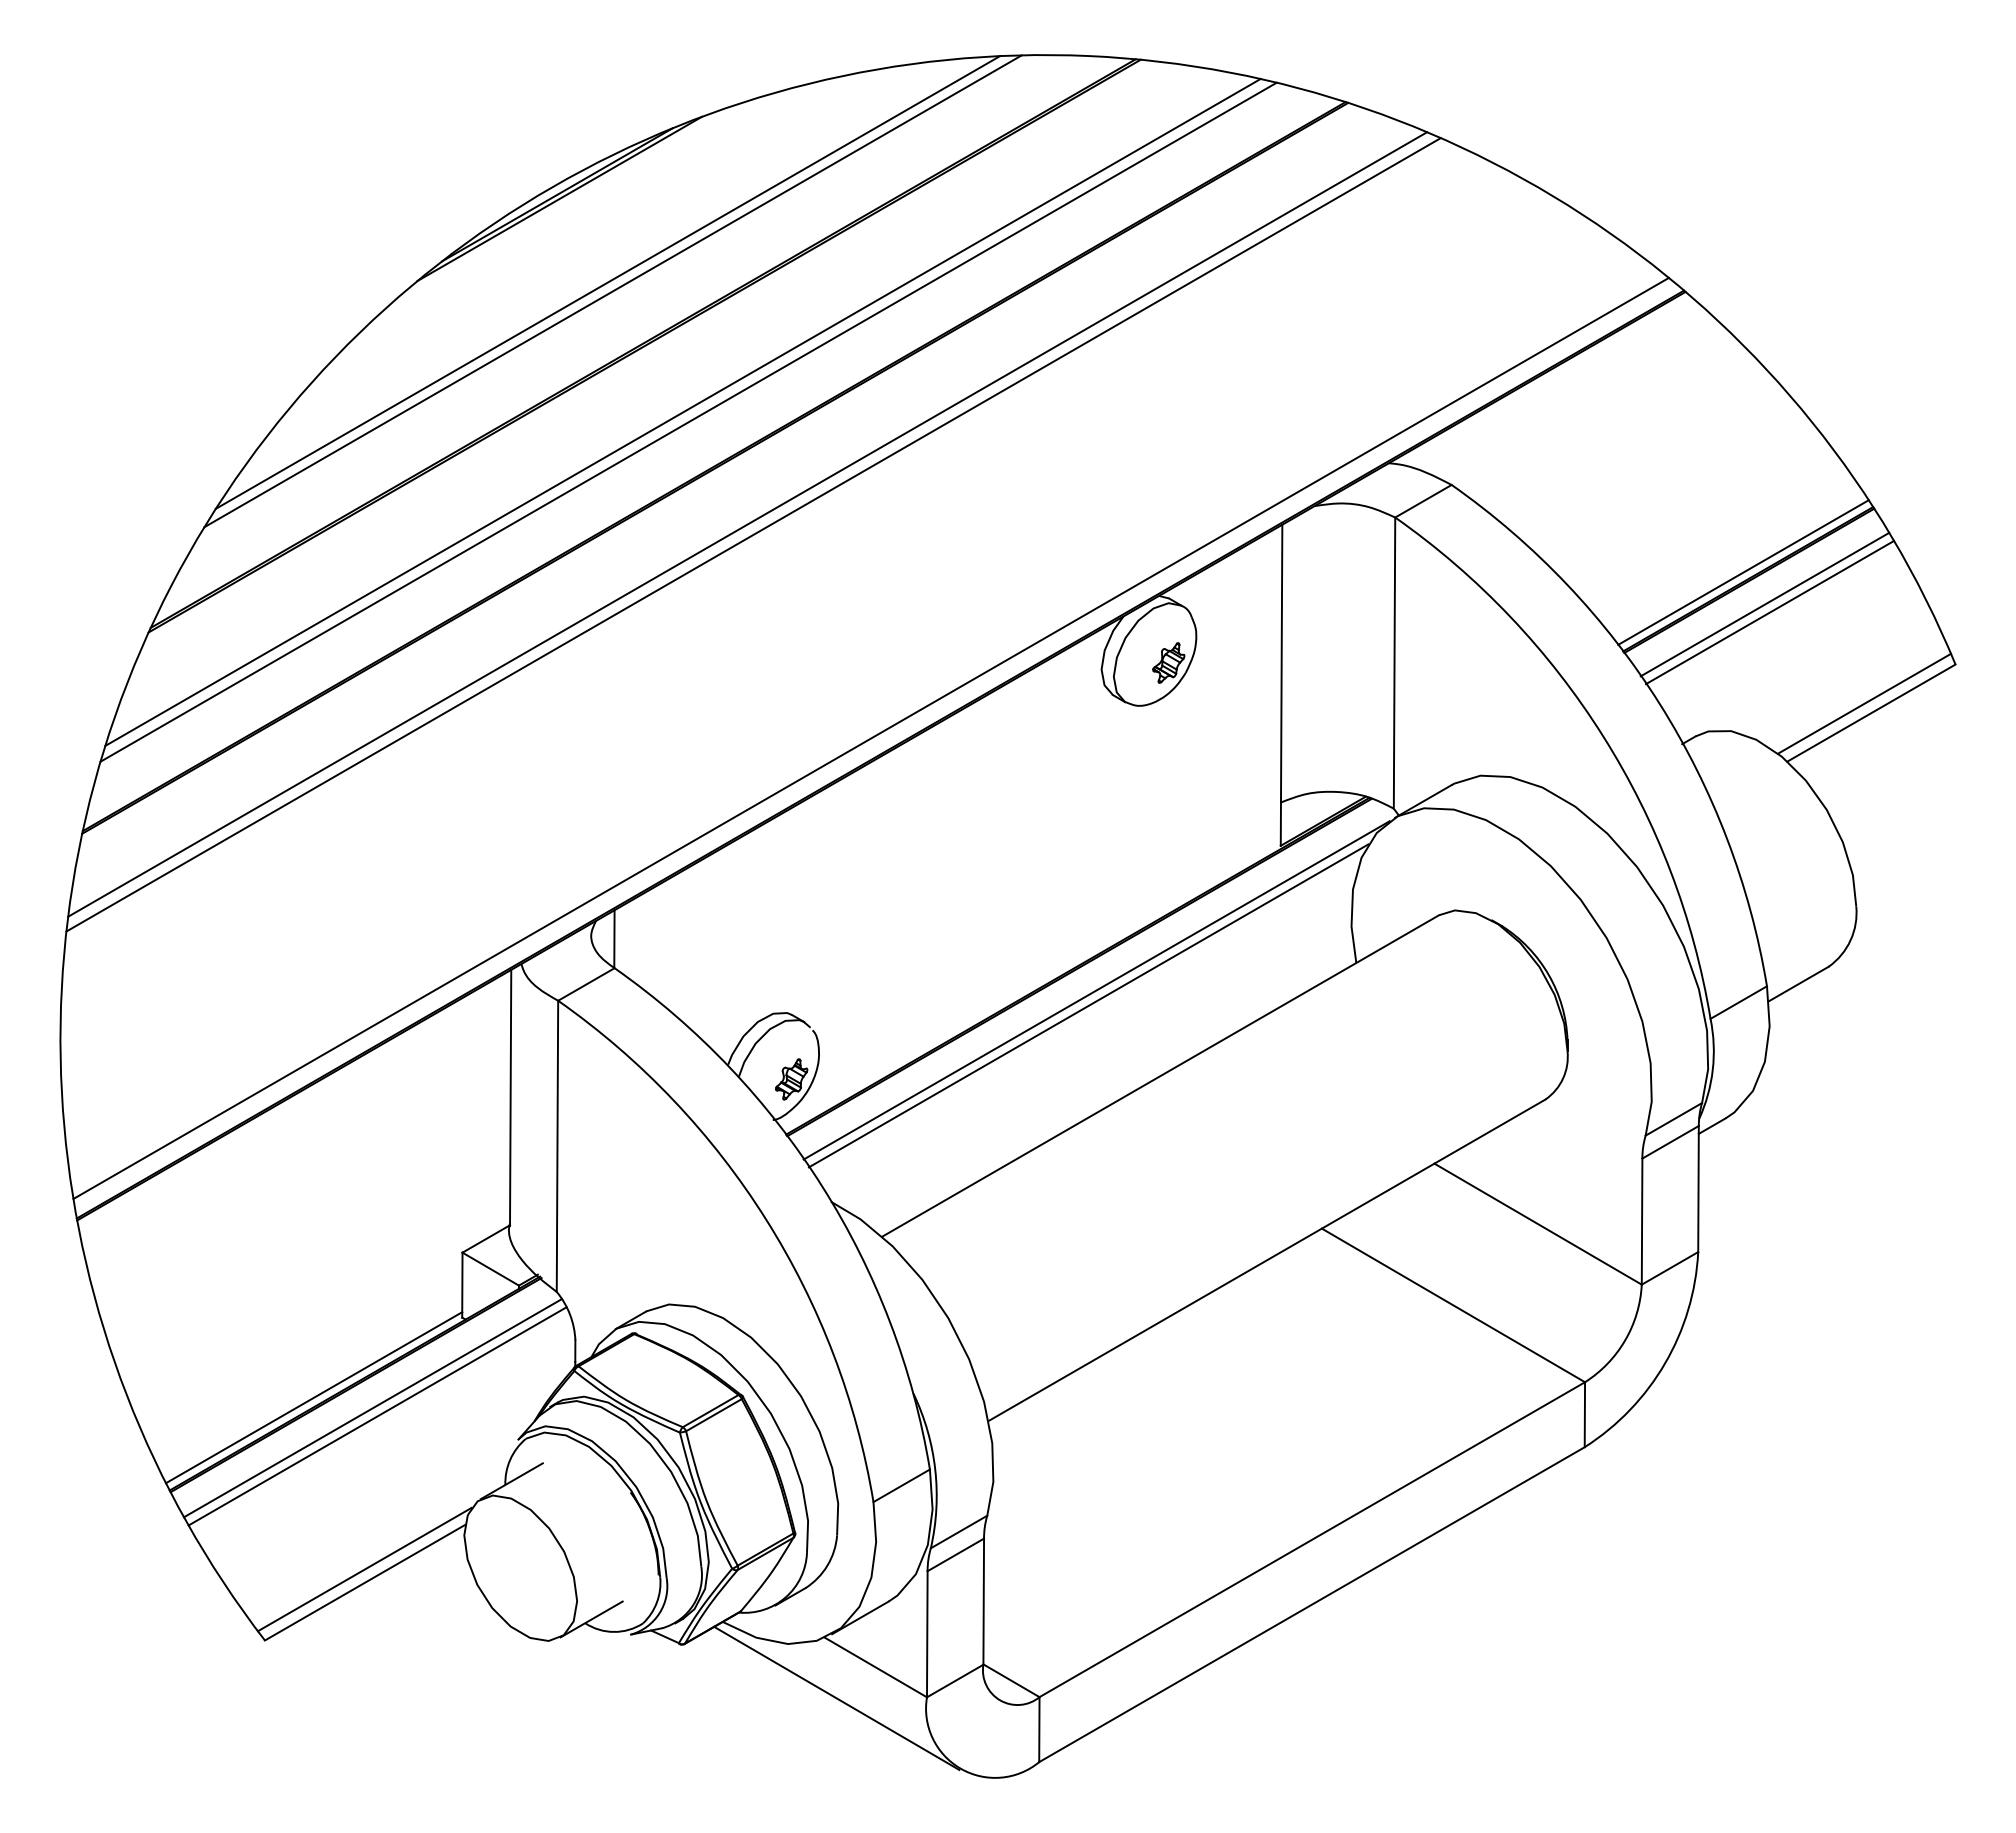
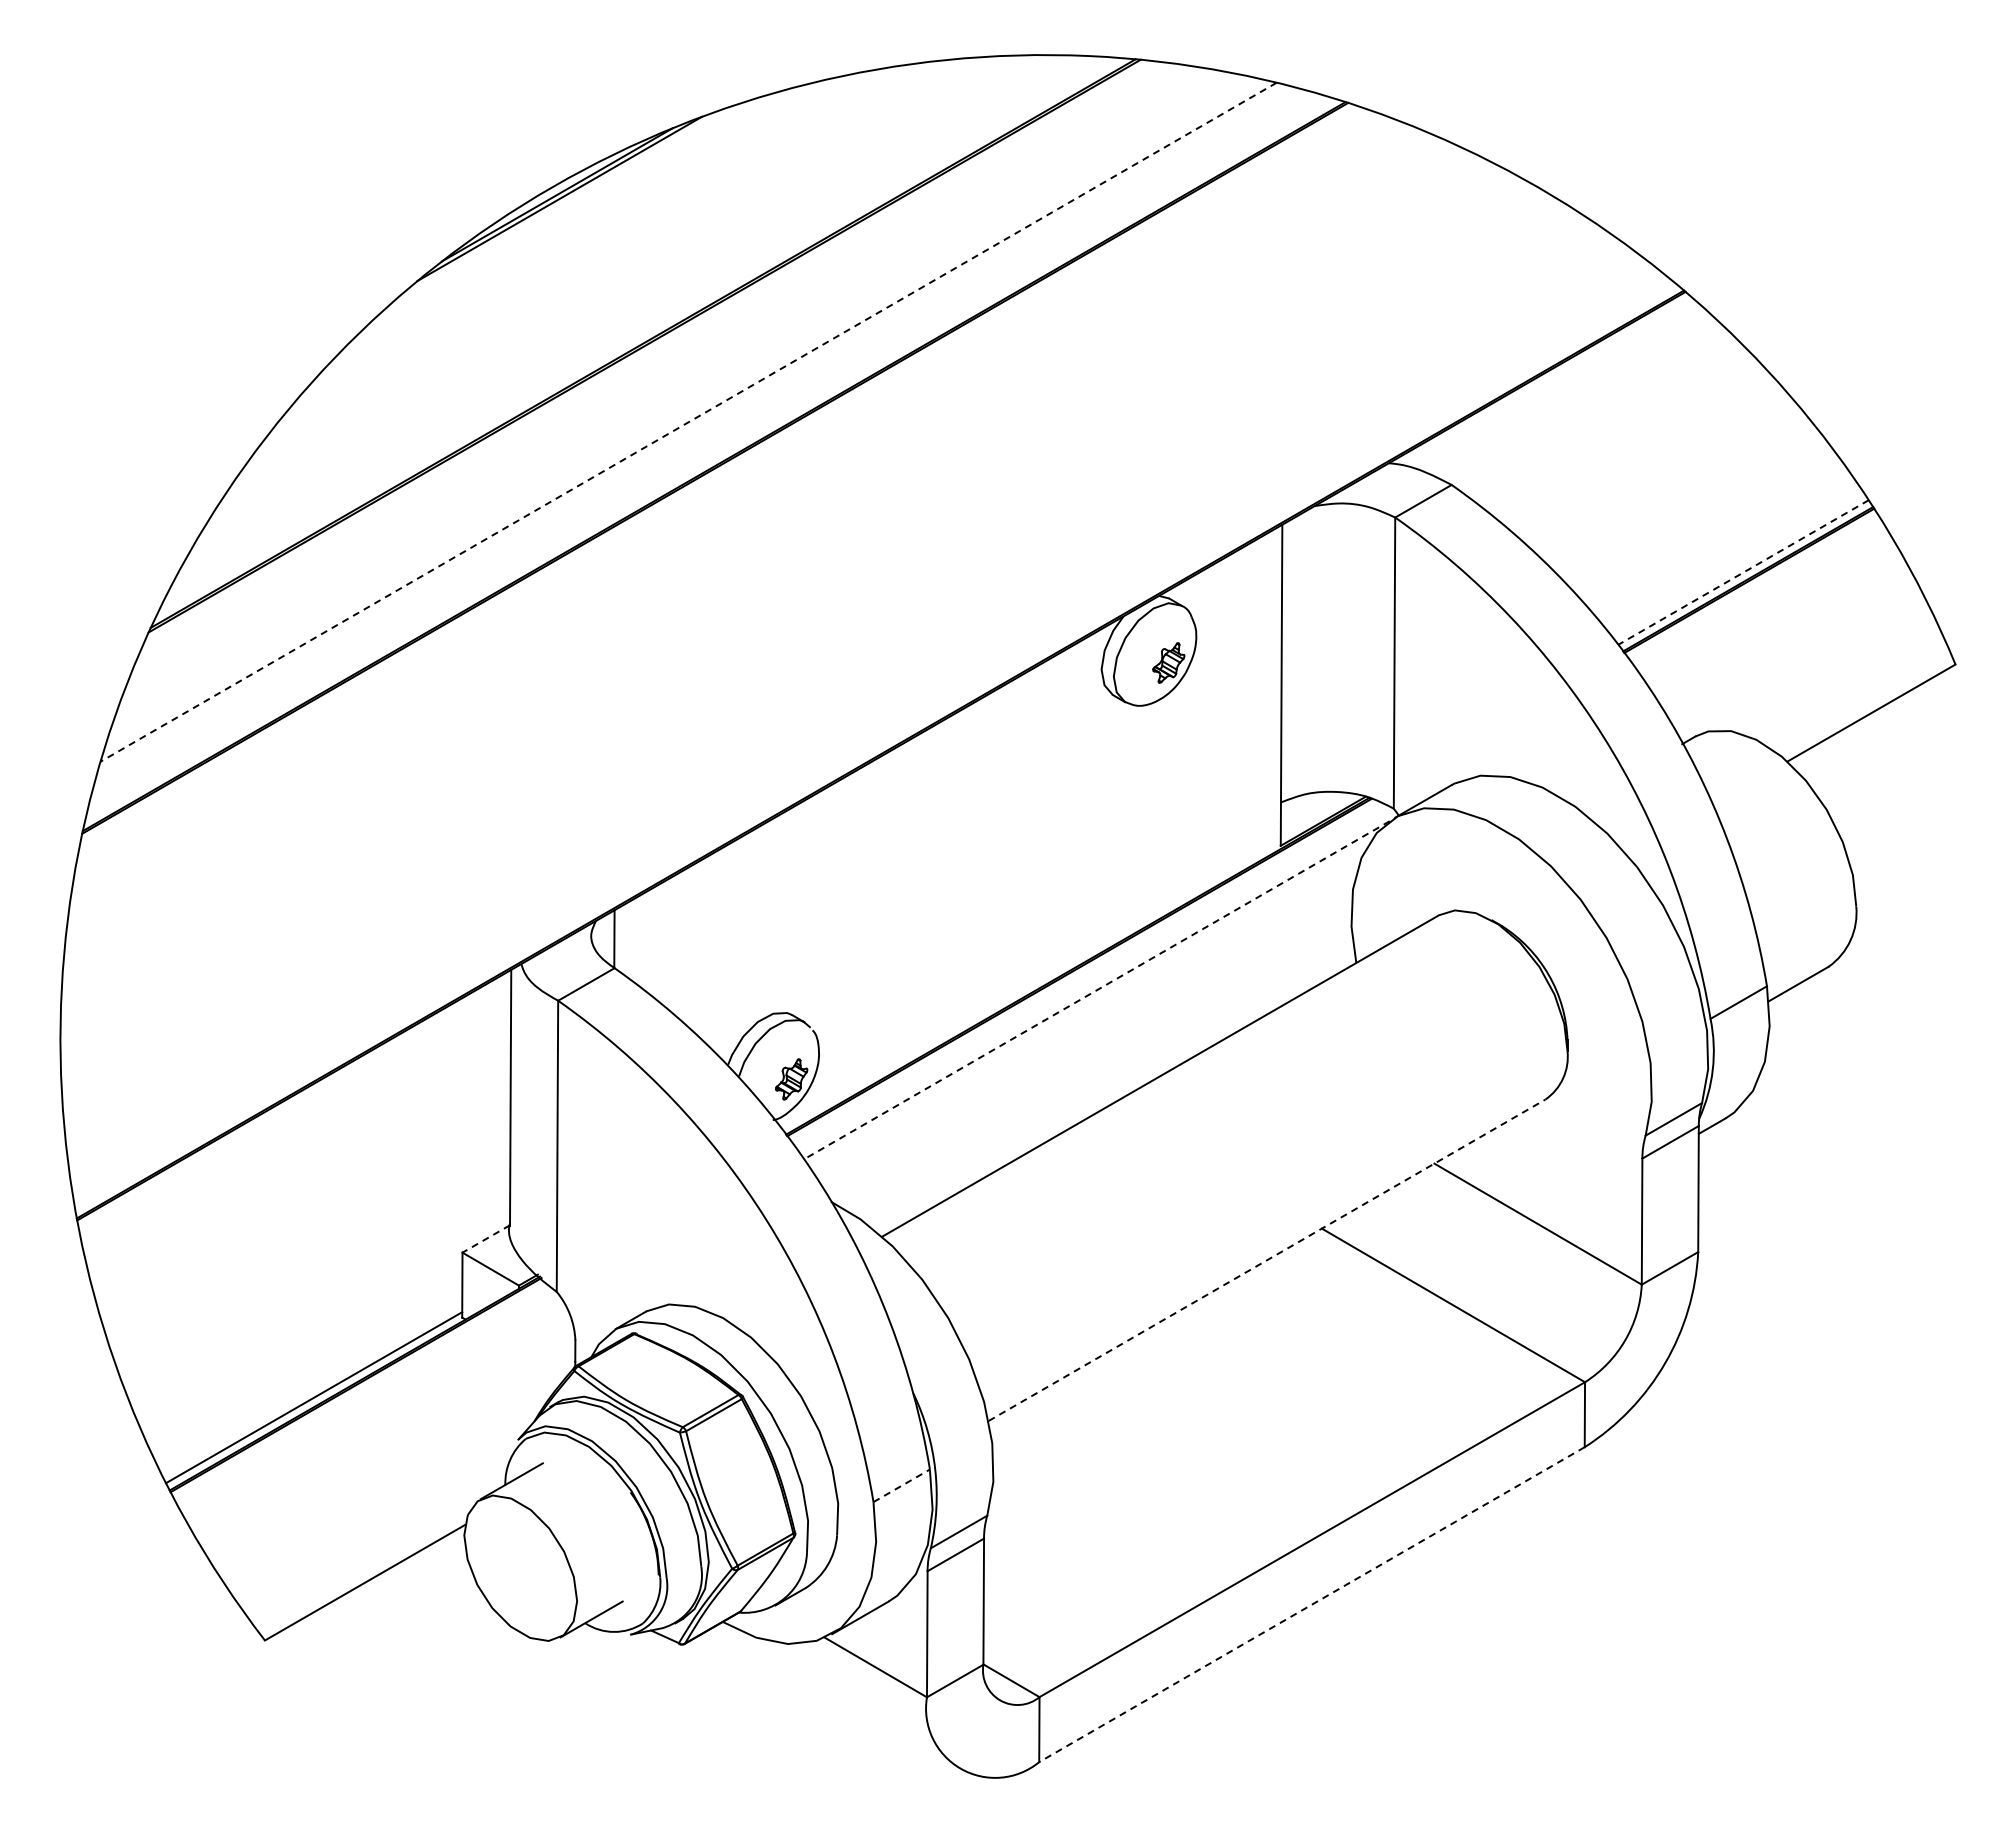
line: present -> none (607, 282)
line: present -> none (612, 291)
line: present -> none (682, 411)
line: solid -> dashed (688, 422)
line: present -> none (747, 524)
line: present -> none (753, 534)
line: solid -> dashed (1743, 572)
line: present -> none (1764, 604)
line: present -> none (1769, 612)
line: present -> none (1864, 703)
line: present -> none (870, 737)
line: solid -> dashed (1096, 990)
line: present -> none (1088, 1005)
line: solid -> dashed (485, 1239)
line: solid -> dashed (1267, 1260)
line: present -> none (372, 1408)
line: present -> none (377, 1416)
line: solid -> dashed (901, 1485)
line: present -> none (364, 1569)
line: solid -> dashed (1311, 1604)
line: present -> none (836, 1698)
